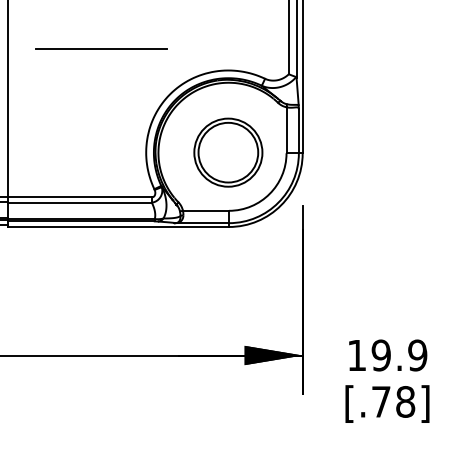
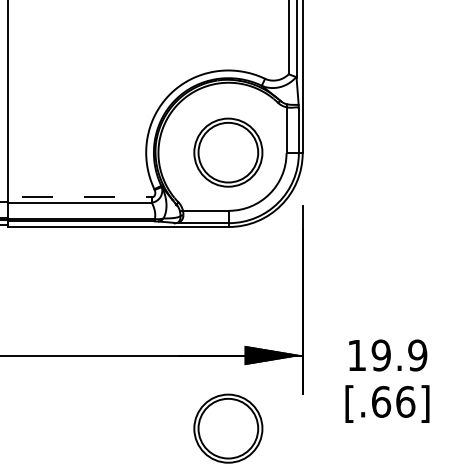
line: present -> none (101, 48)
line: solid -> dashed (76, 197)
text: [.78] -> [.66] (393, 401)
part: none -> present (228, 428)
